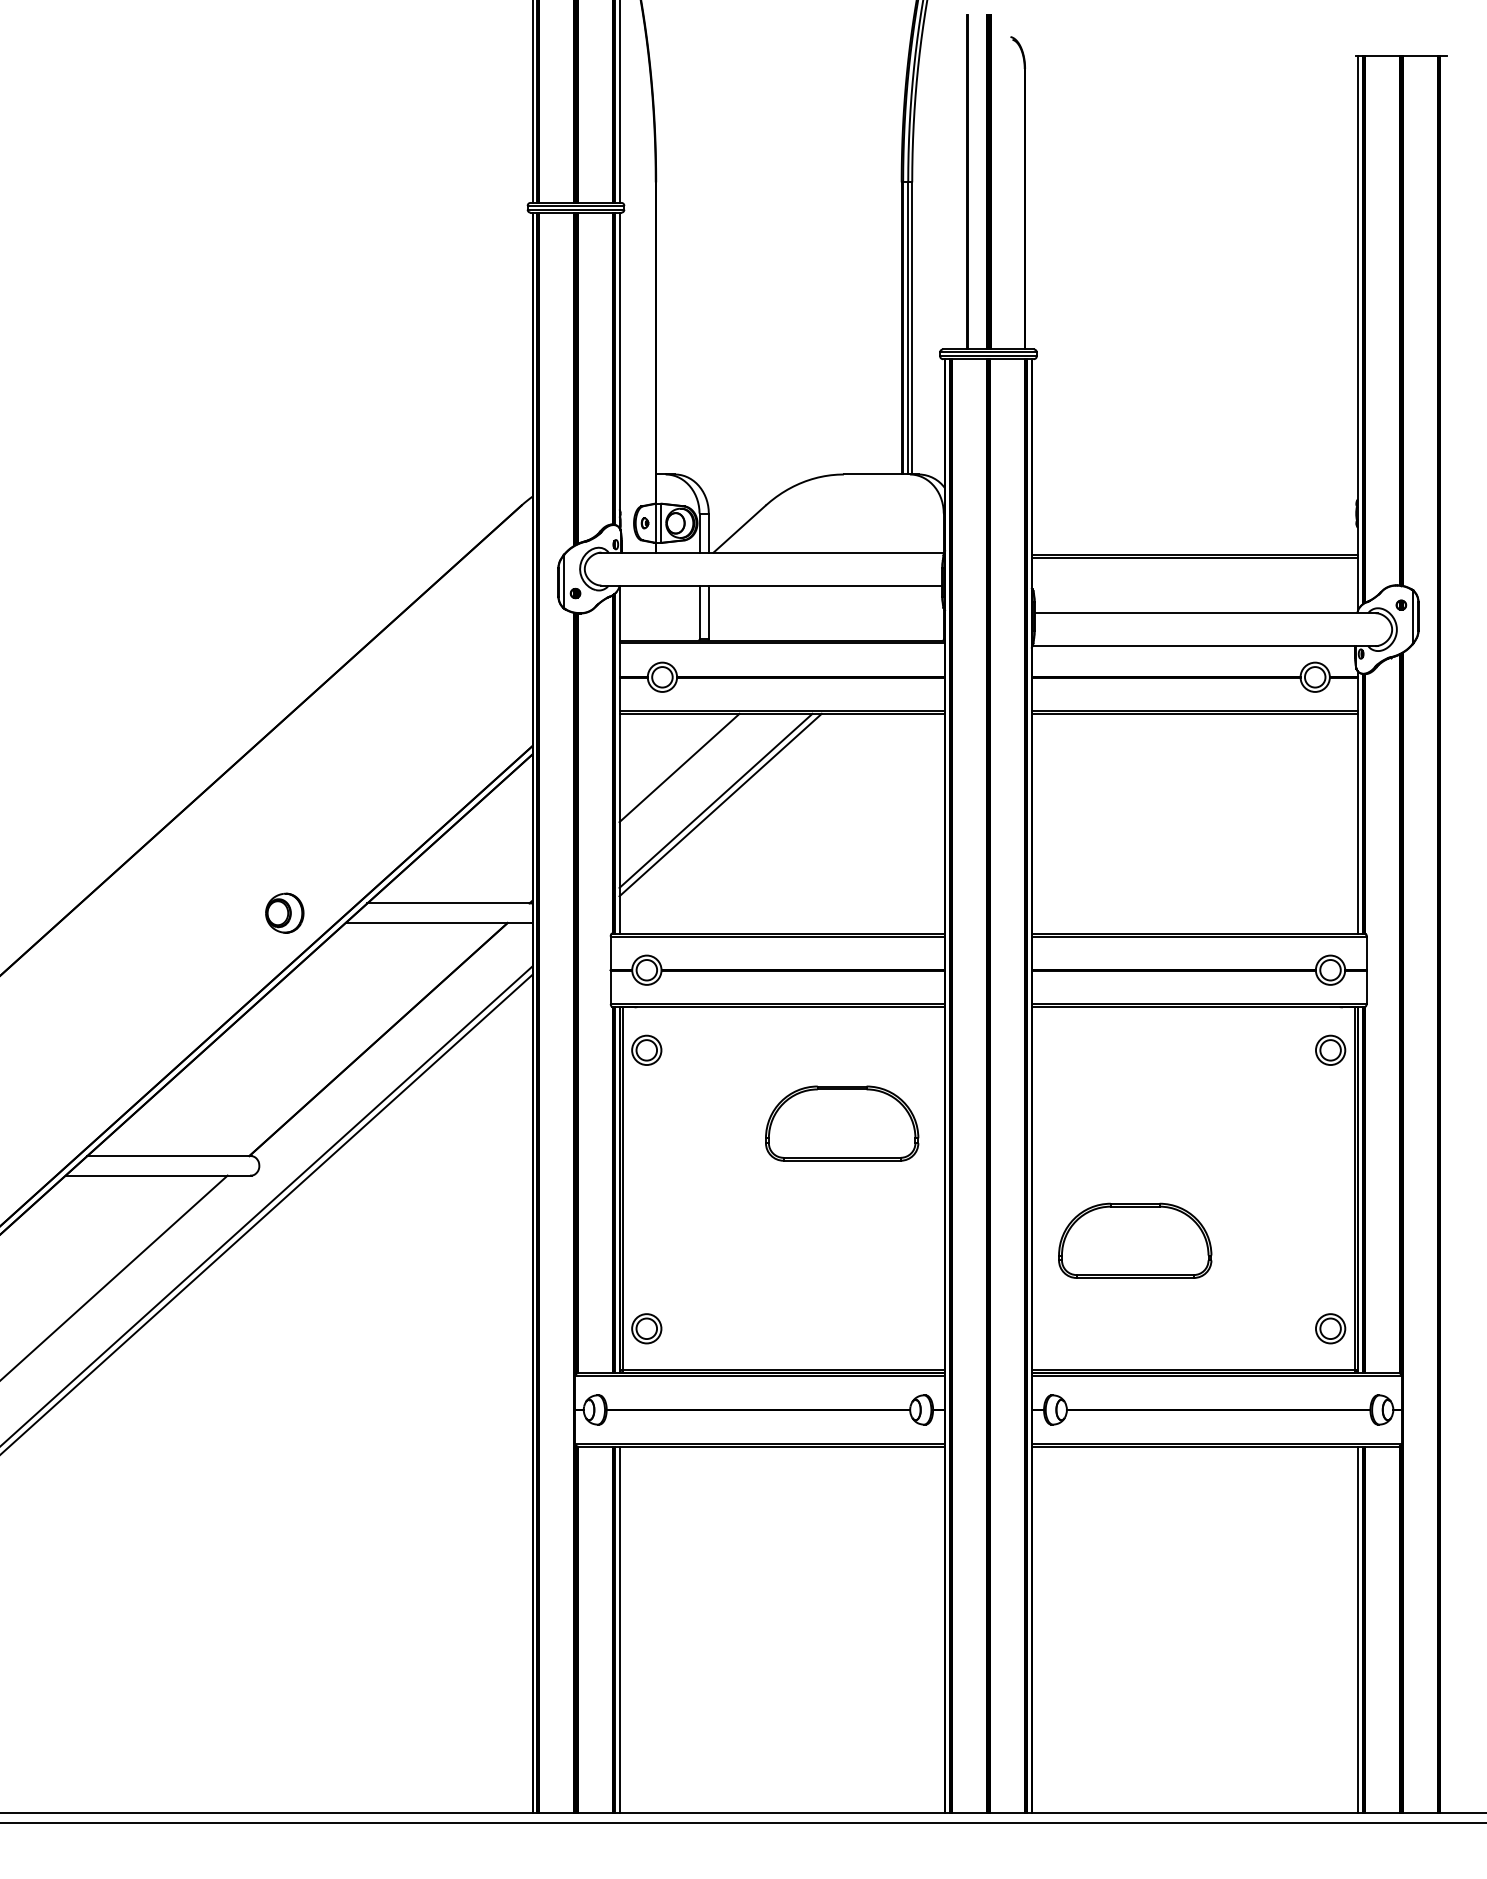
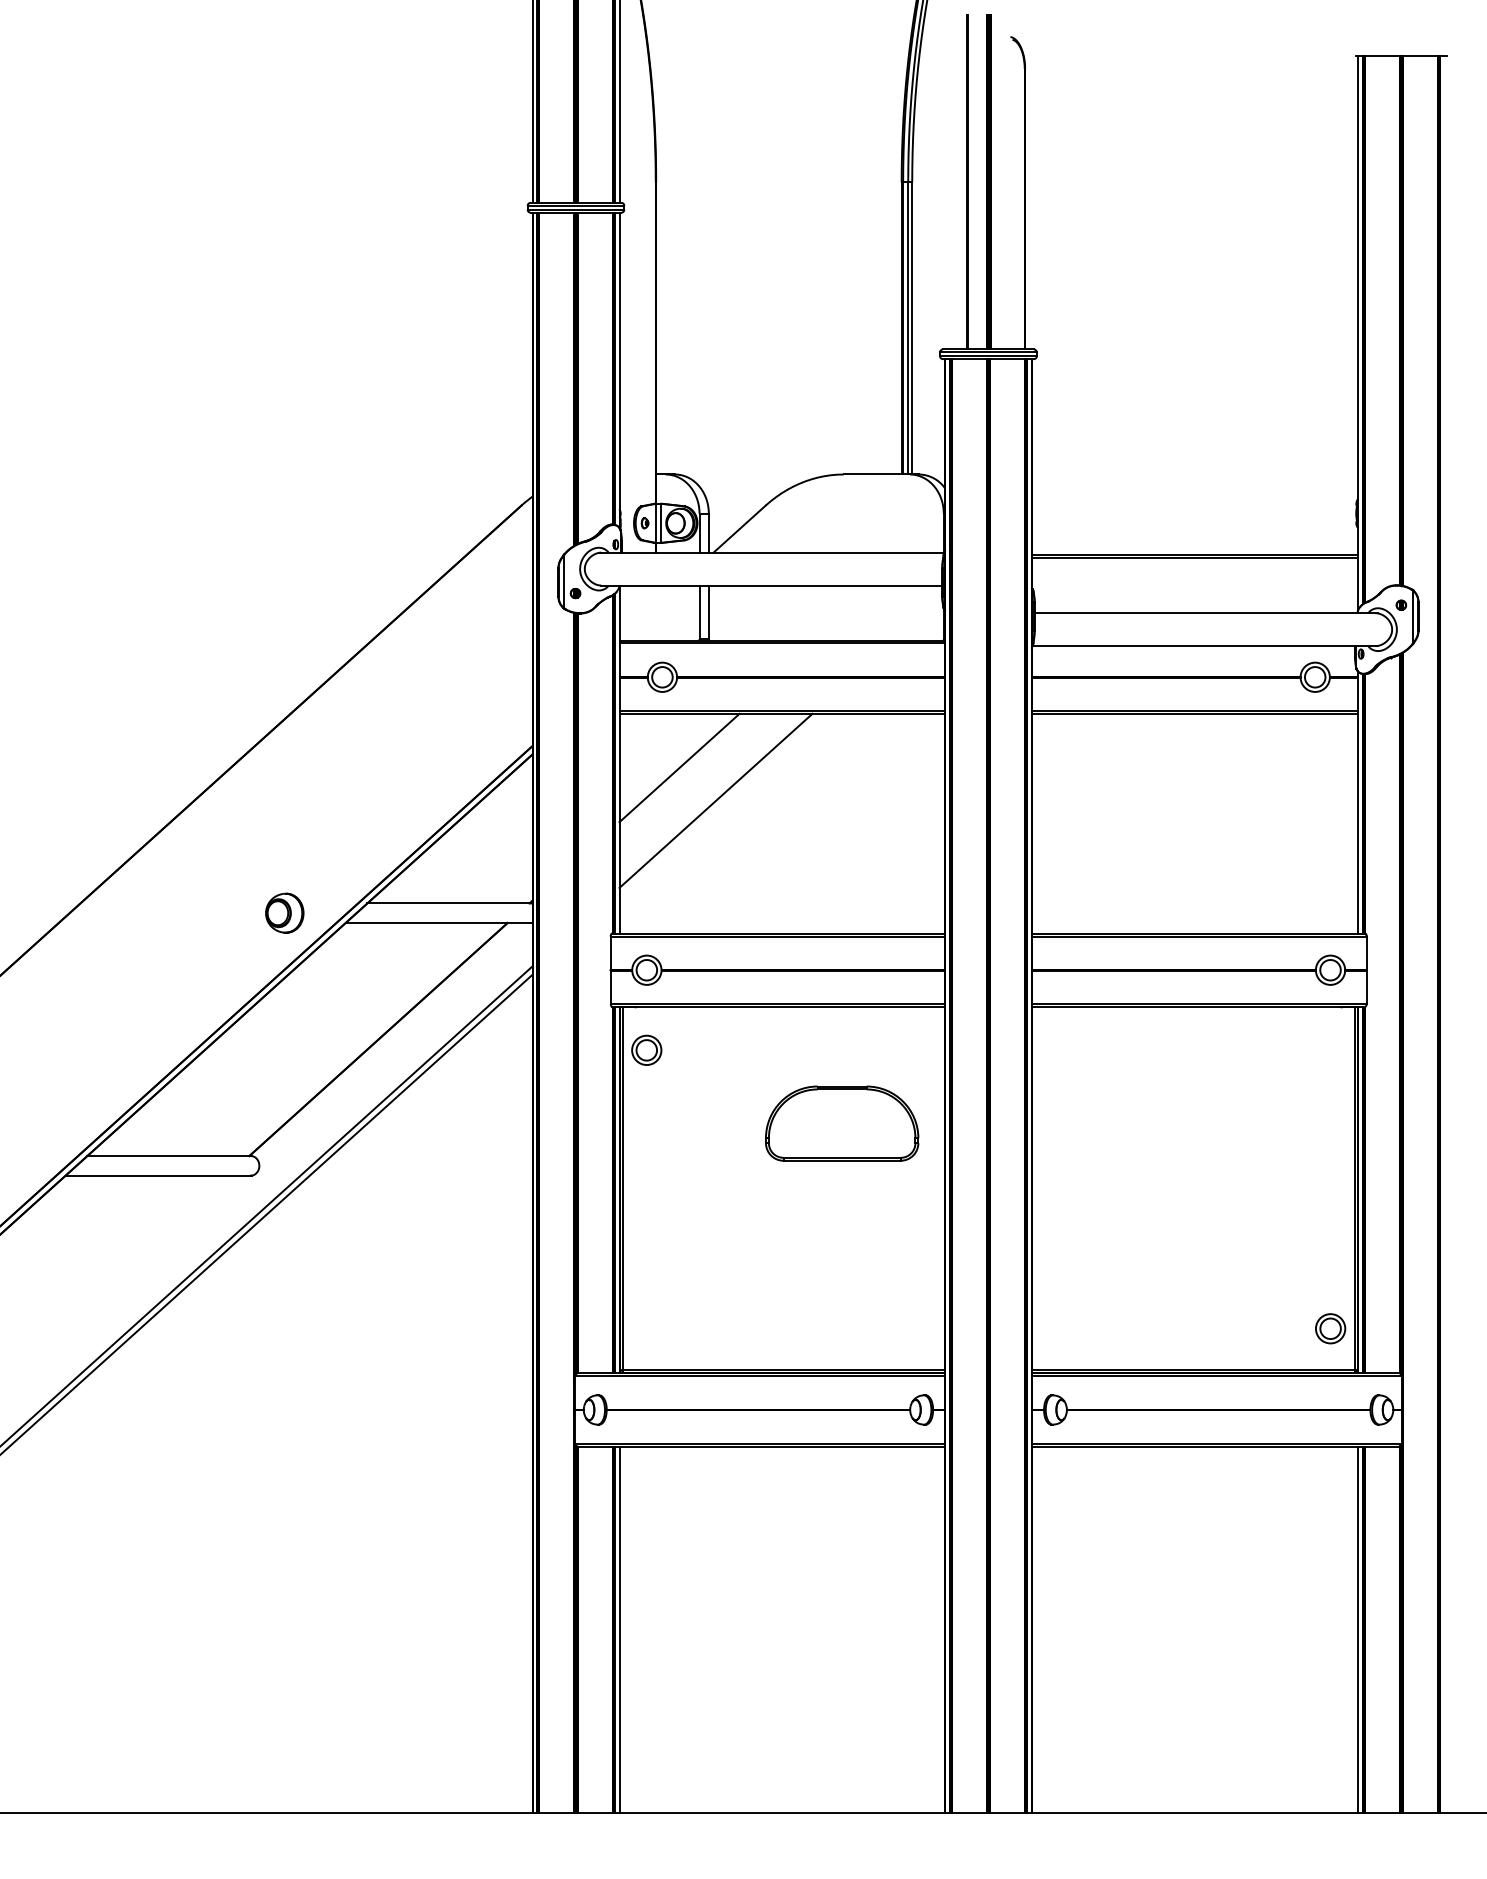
line: present -> none (720, 804)
part: present -> none (1330, 1049)
part: present -> none (1135, 1240)
line: present -> none (114, 1277)
part: present -> none (646, 1328)
line: present -> none (742, 1822)
